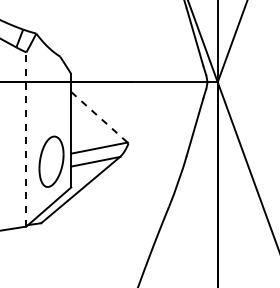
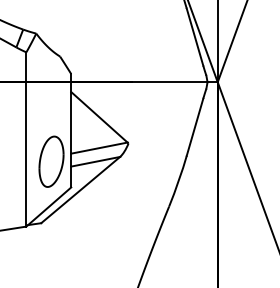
line: dashed -> solid (99, 117)
line: dashed -> solid (26, 138)
